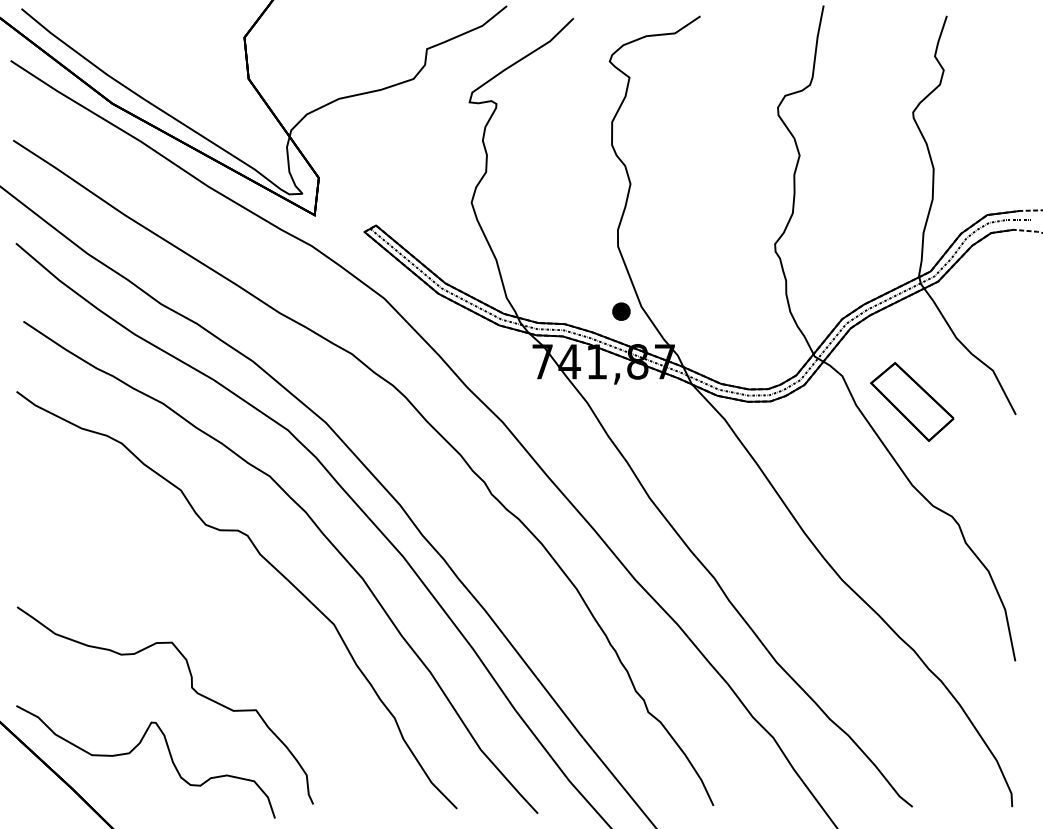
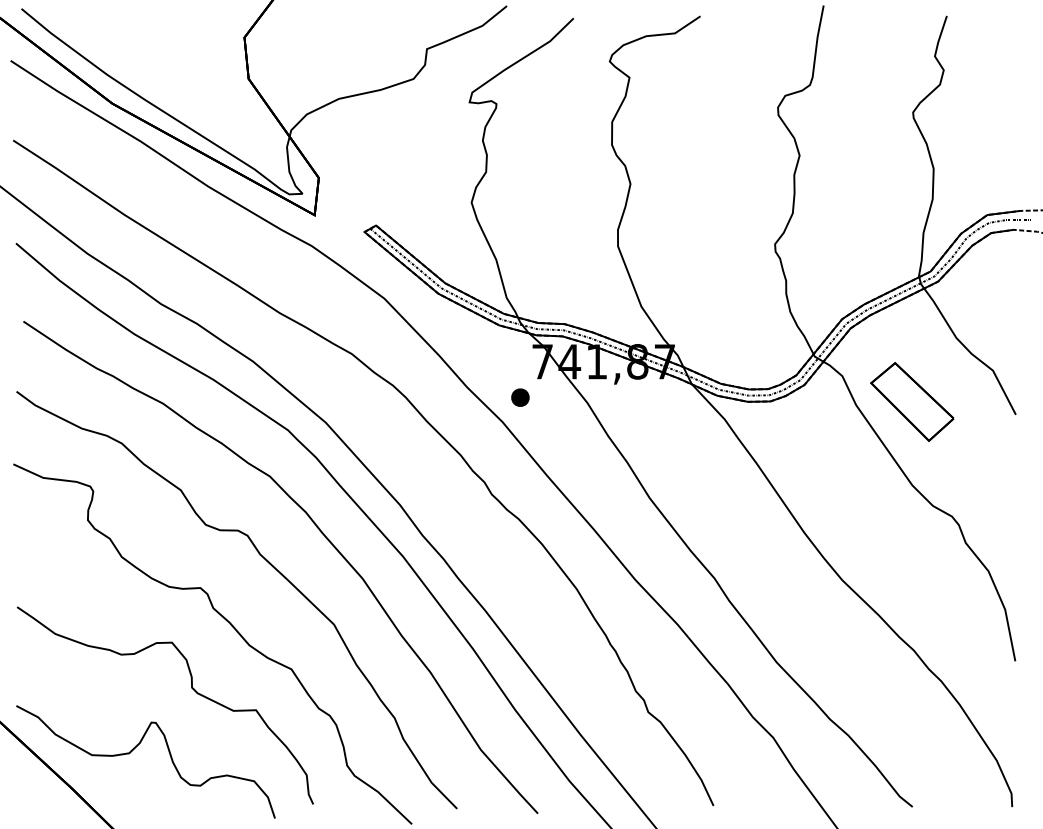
part position: (621, 311) -> (520, 397) (520, 397)
part: none -> present (230, 625)
